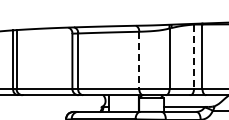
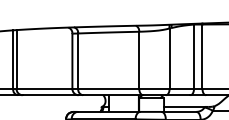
line: dashed -> solid (193, 57)
line: dashed -> solid (139, 60)
